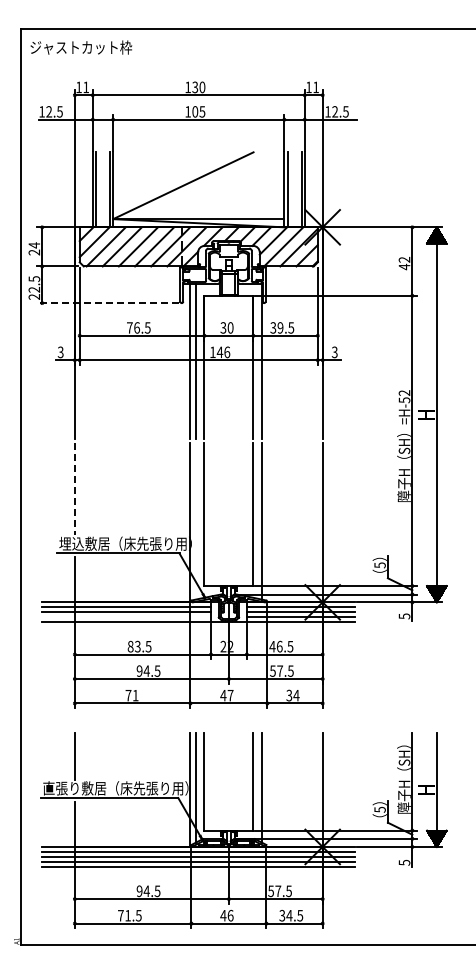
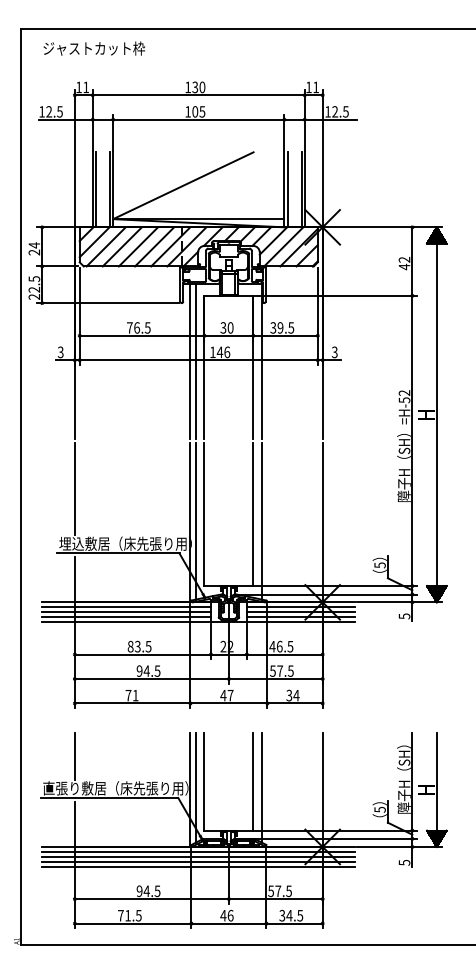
text position: (81, 47) -> (94, 48) (94, 48)
line: dashed -> solid (108, 303)
line: dashed -> solid (74, 489)
line: none -> present (195, 520)
line: none -> present (126, 617)
